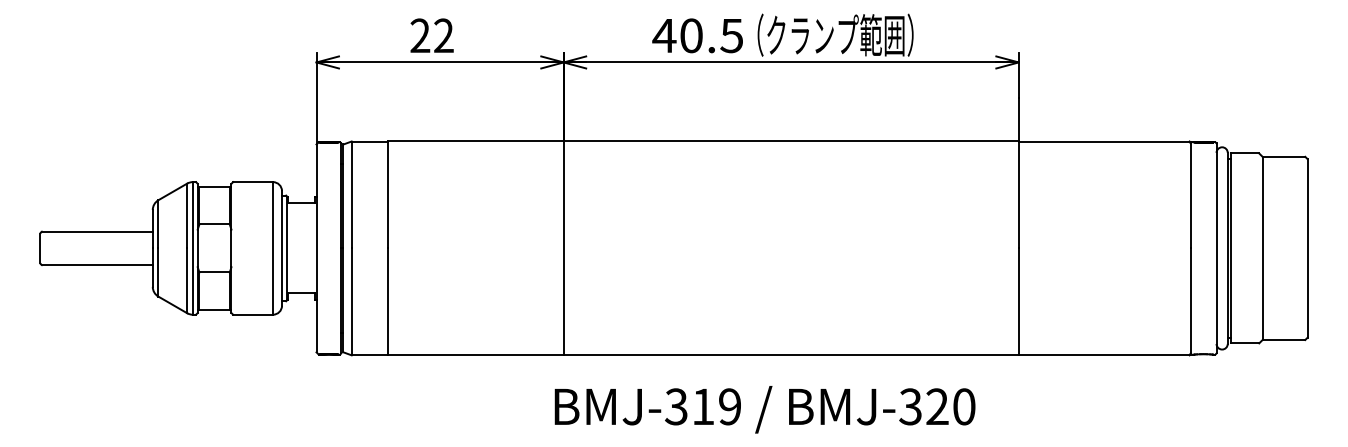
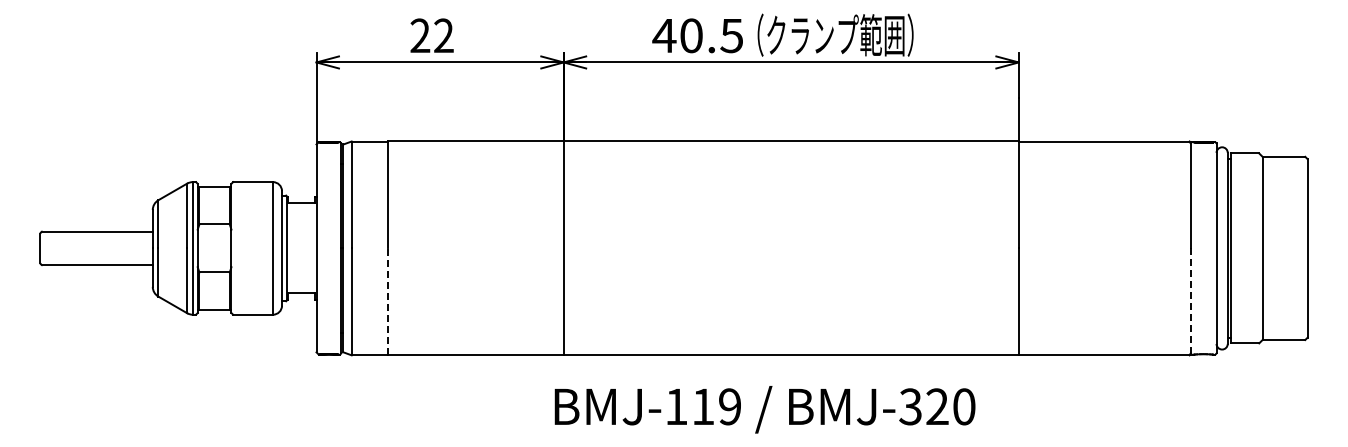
line: solid -> dashed (388, 301)
line: solid -> dashed (1190, 301)
text: BMJ-319 -> BMJ-119 (676, 406)
